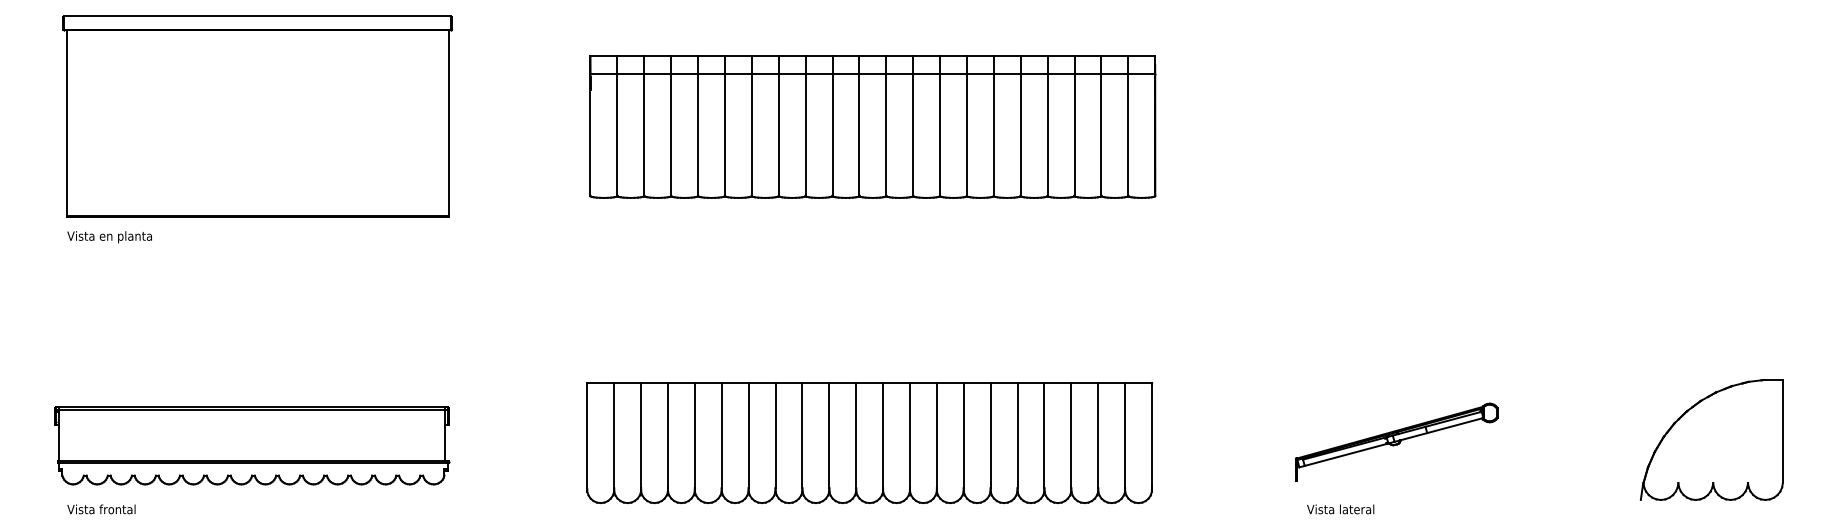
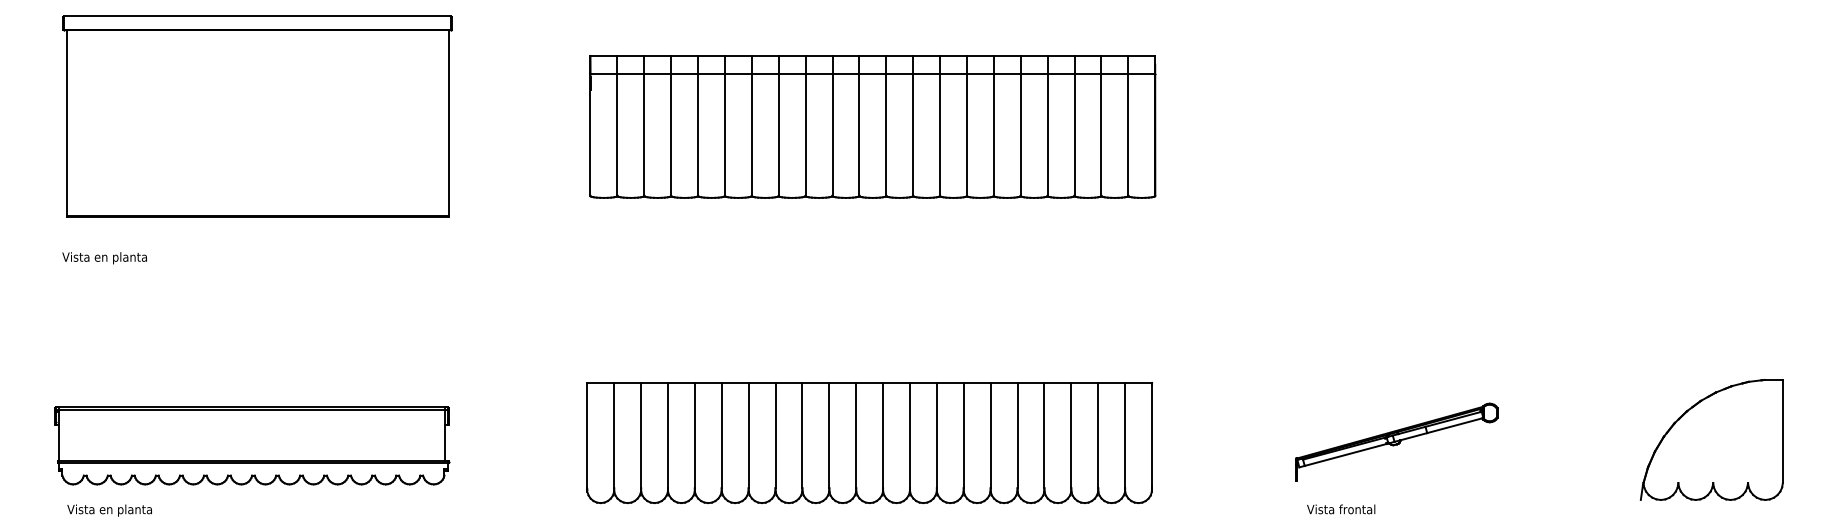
text position: (109, 237) -> (104, 258) (104, 258)
text: Vista lateral -> Vista frontal (1357, 509)
text: Vista frontal -> Vista en planta (125, 510)
